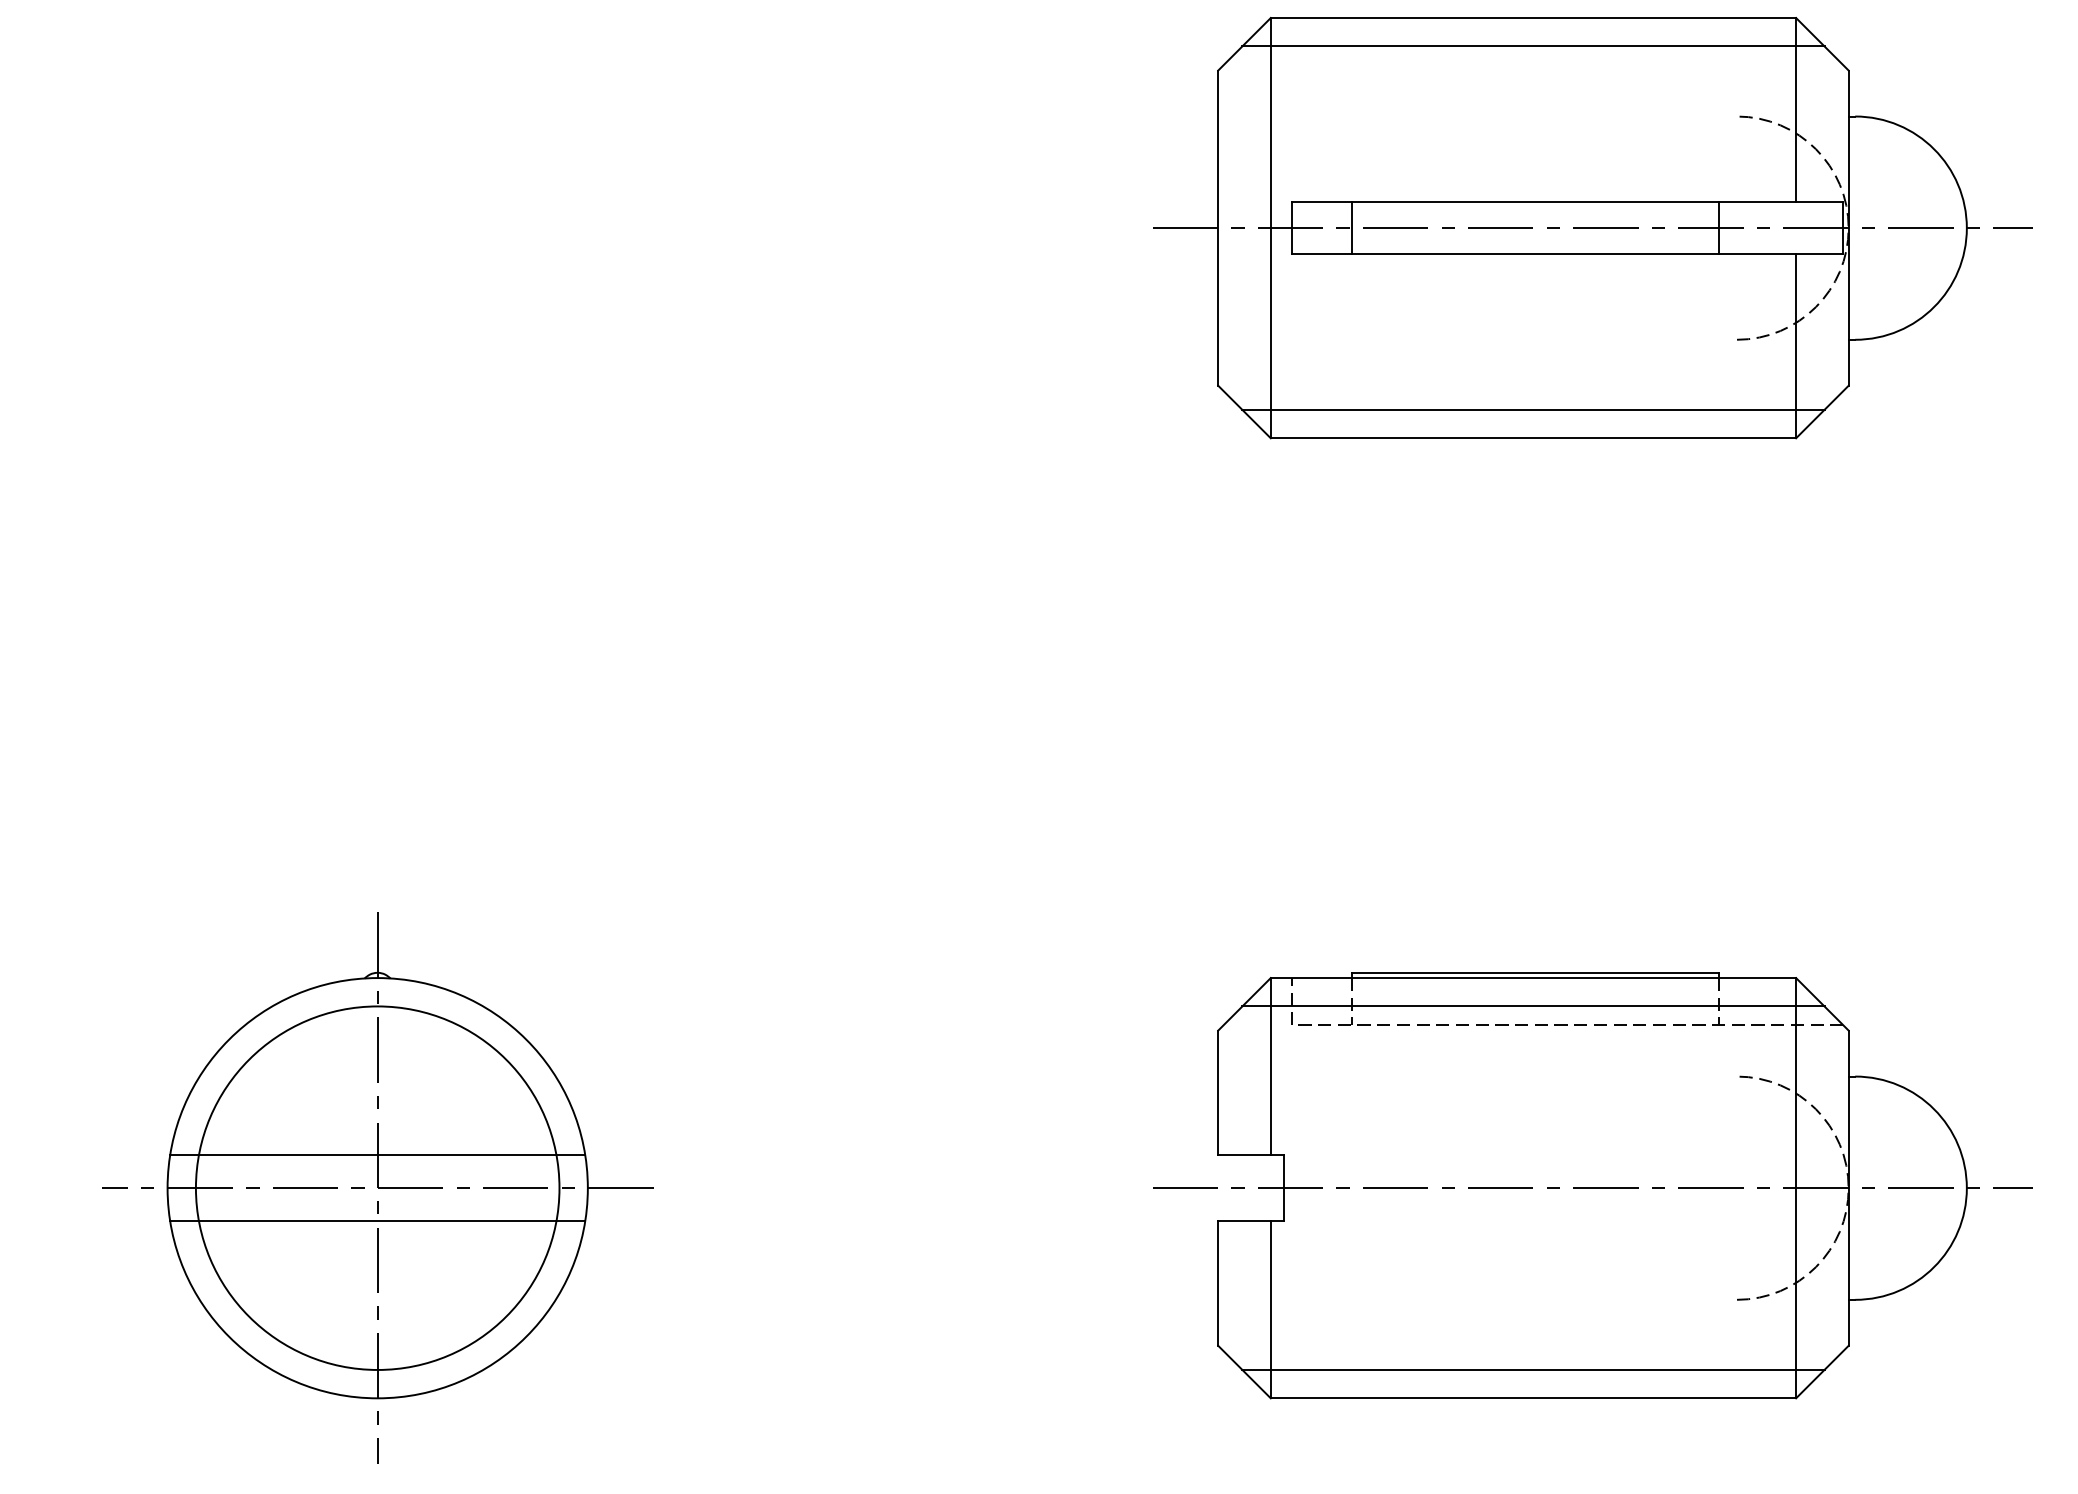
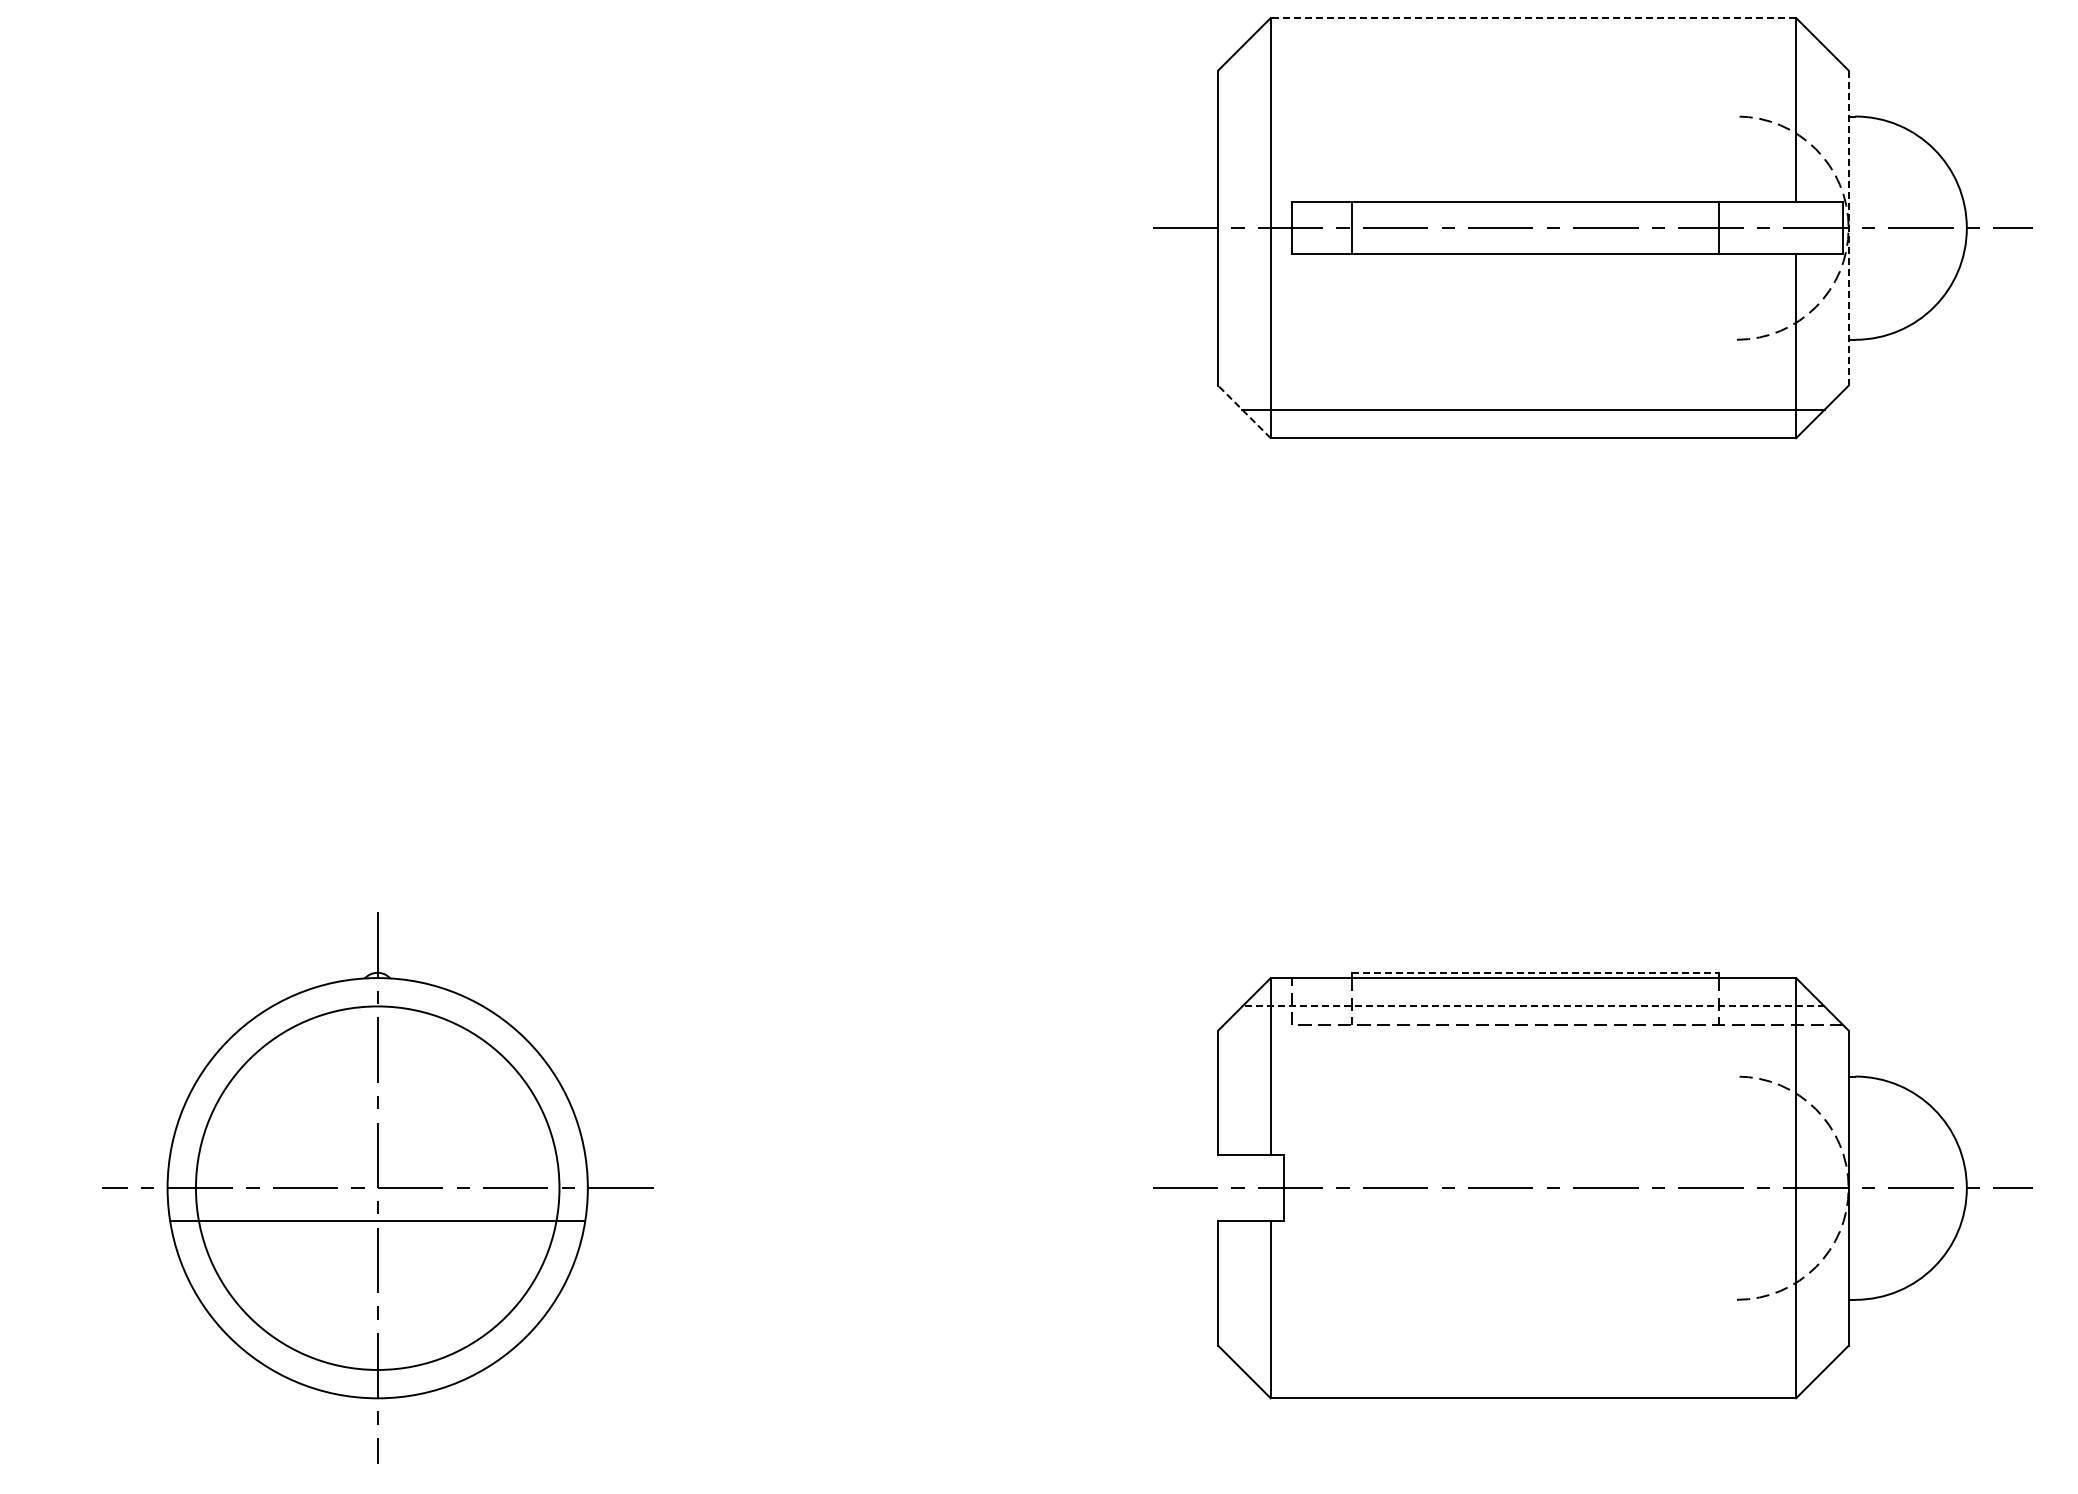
line: solid -> dashed (1533, 18)
line: present -> none (1533, 46)
line: solid -> dashed (1848, 228)
line: solid -> dashed (1244, 411)
line: solid -> dashed (1535, 972)
line: solid -> dashed (1532, 1006)
line: present -> none (377, 1155)
line: present -> none (1533, 1369)
